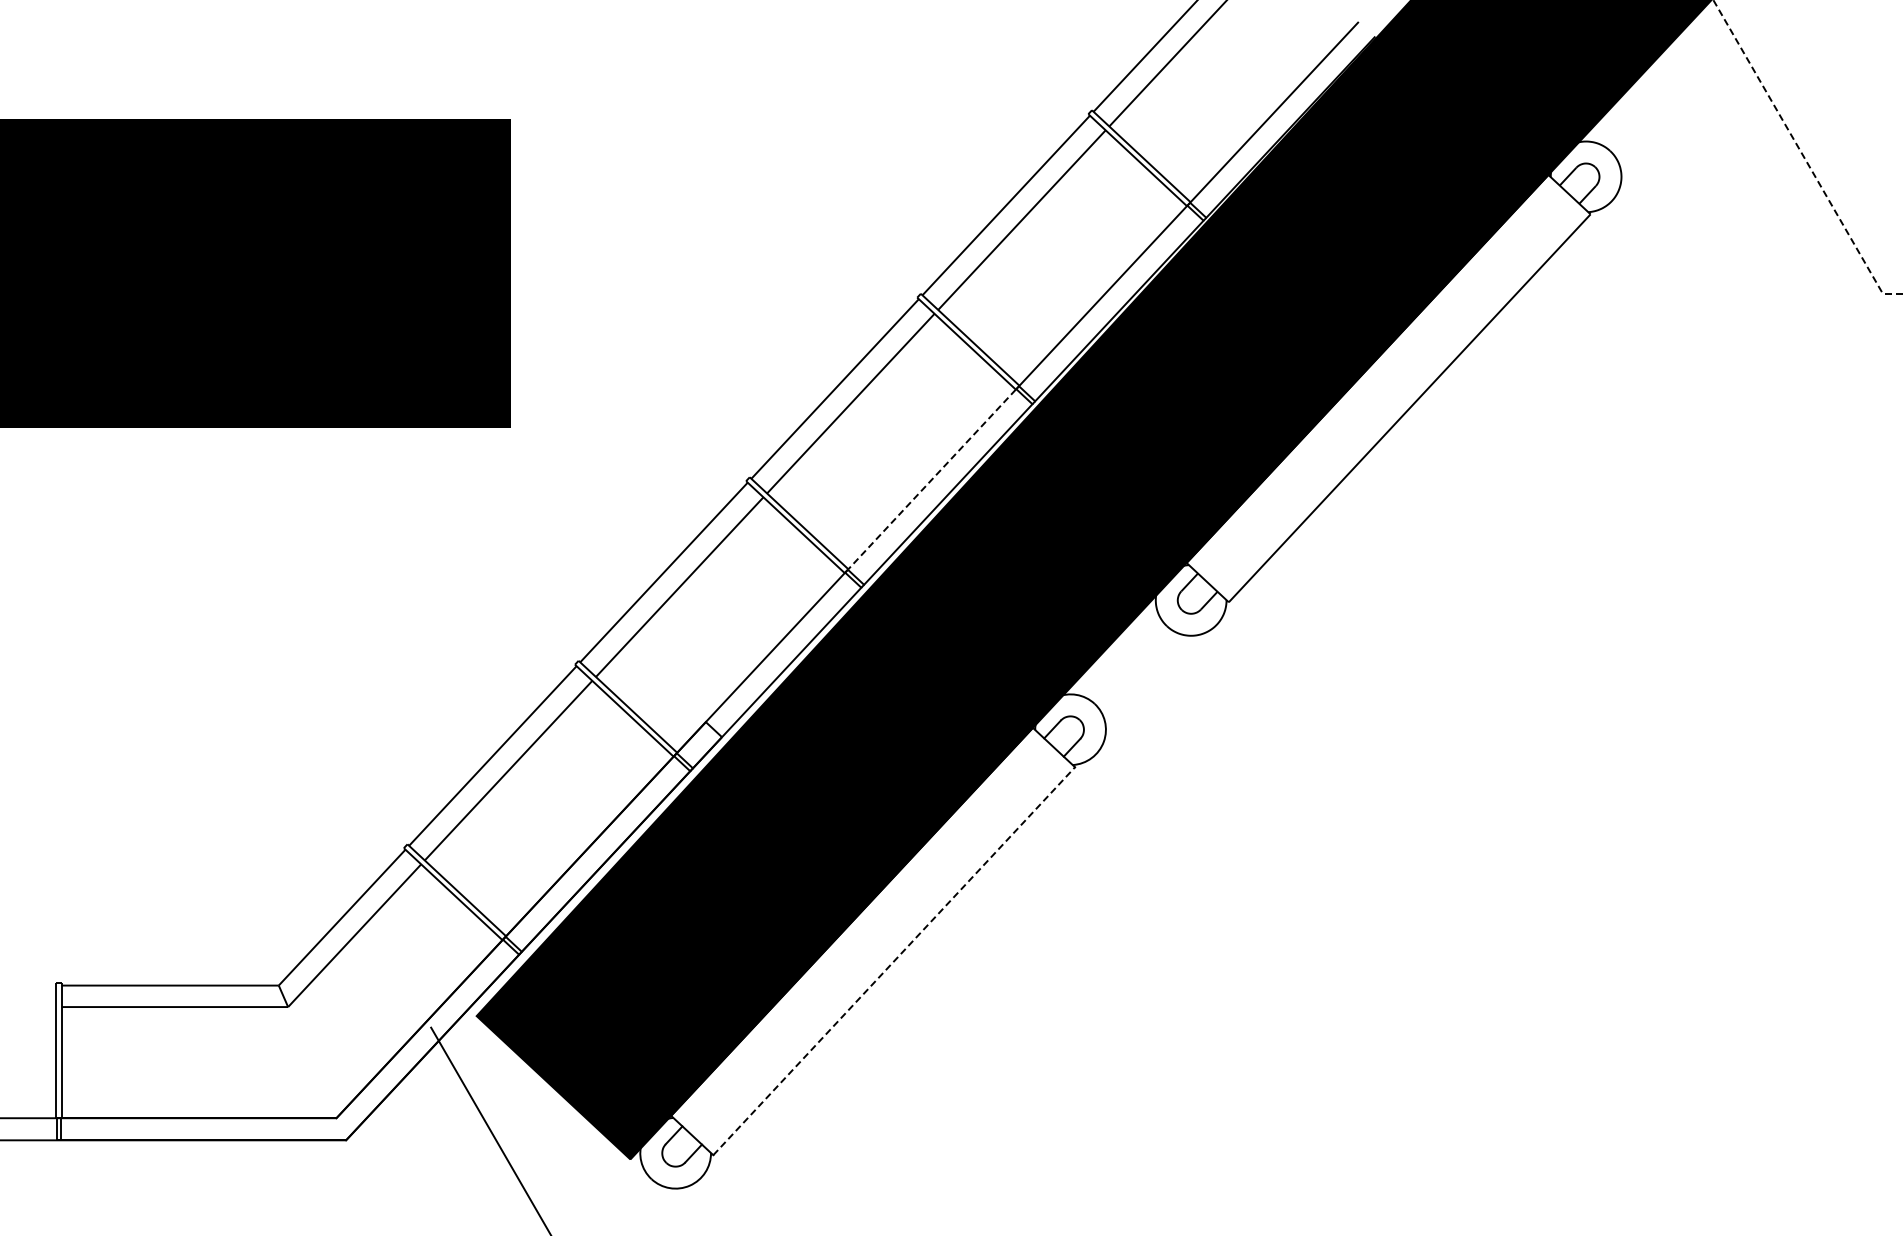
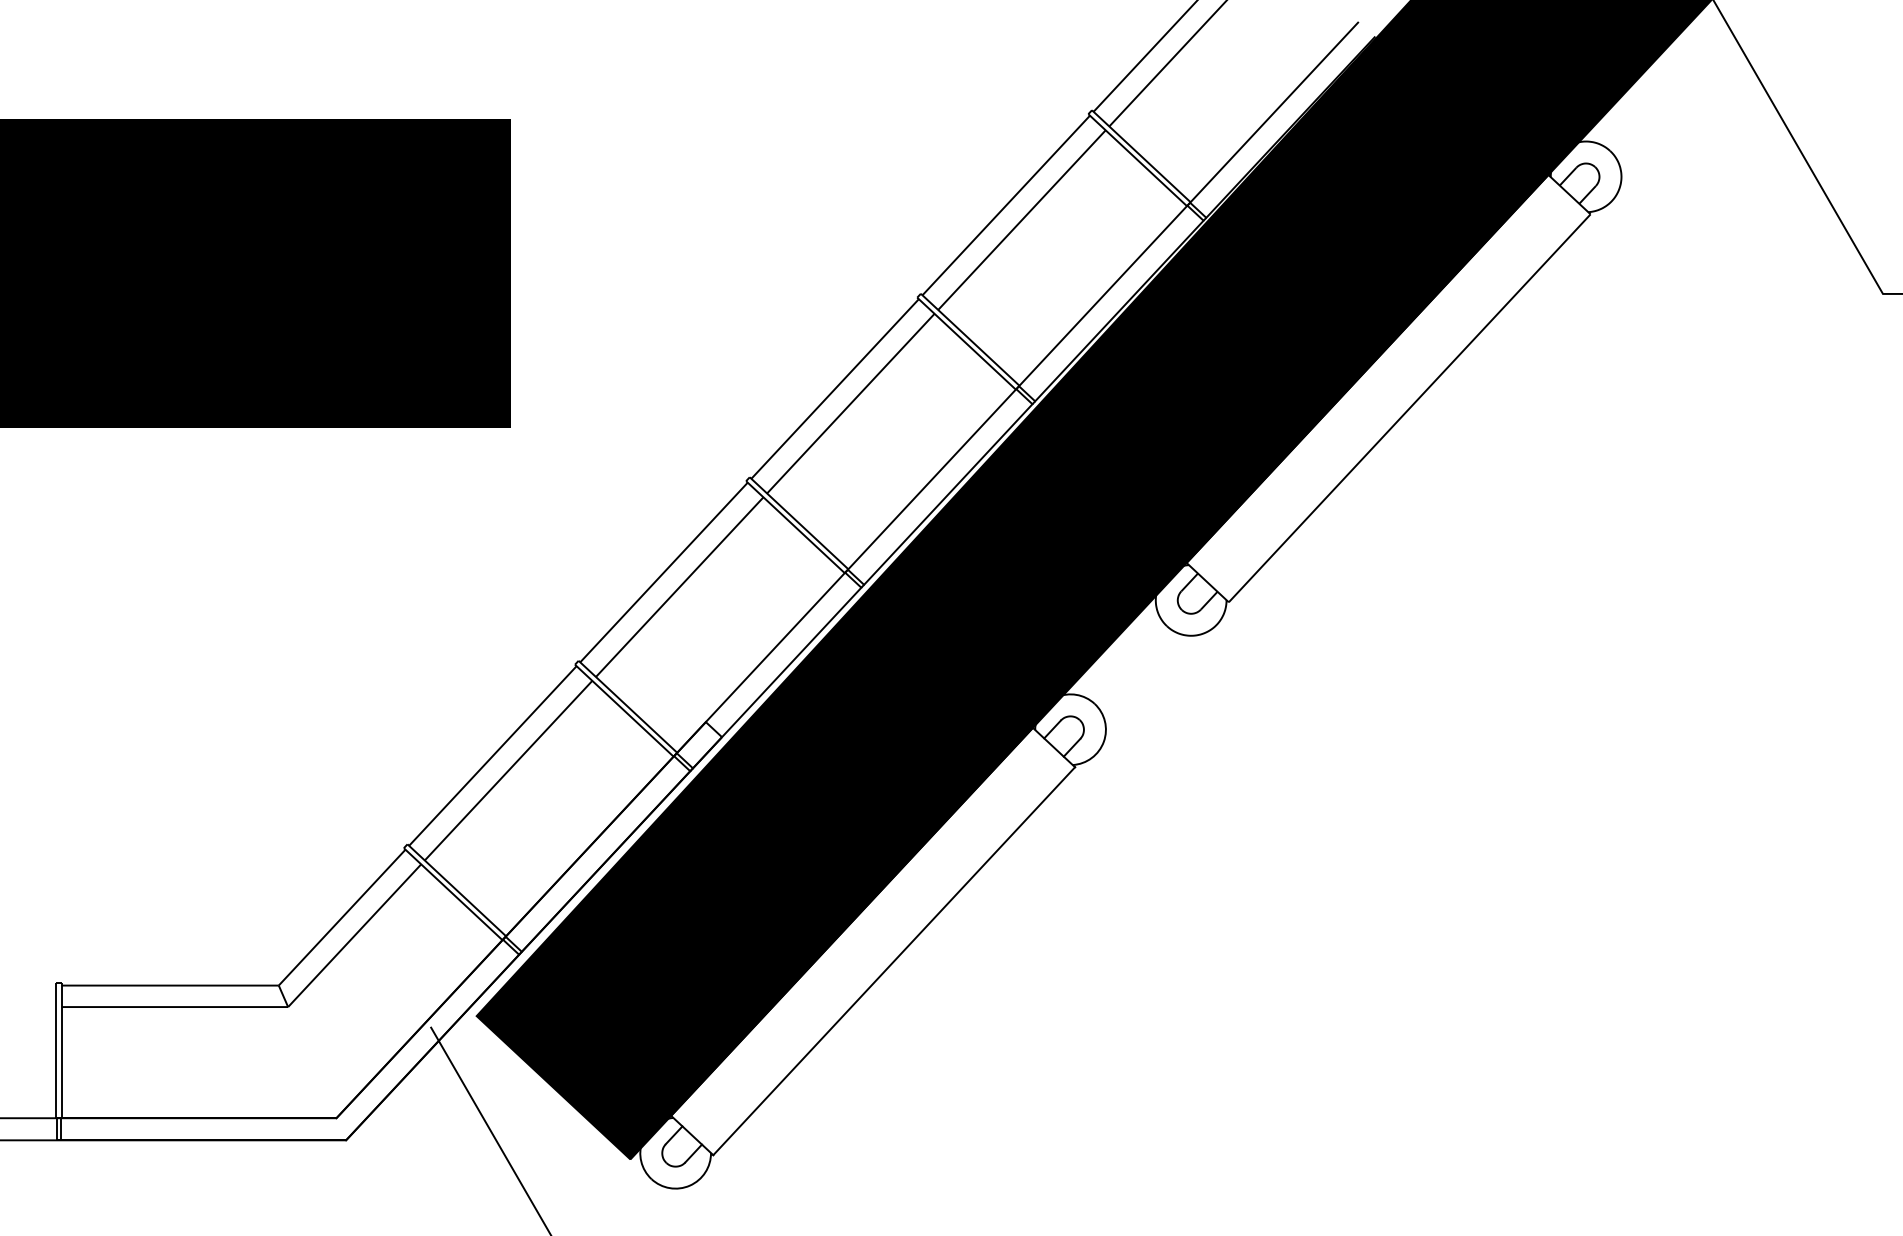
line: dashed -> solid (1803, 156)
line: dashed -> solid (932, 479)
line: dashed -> solid (894, 960)
